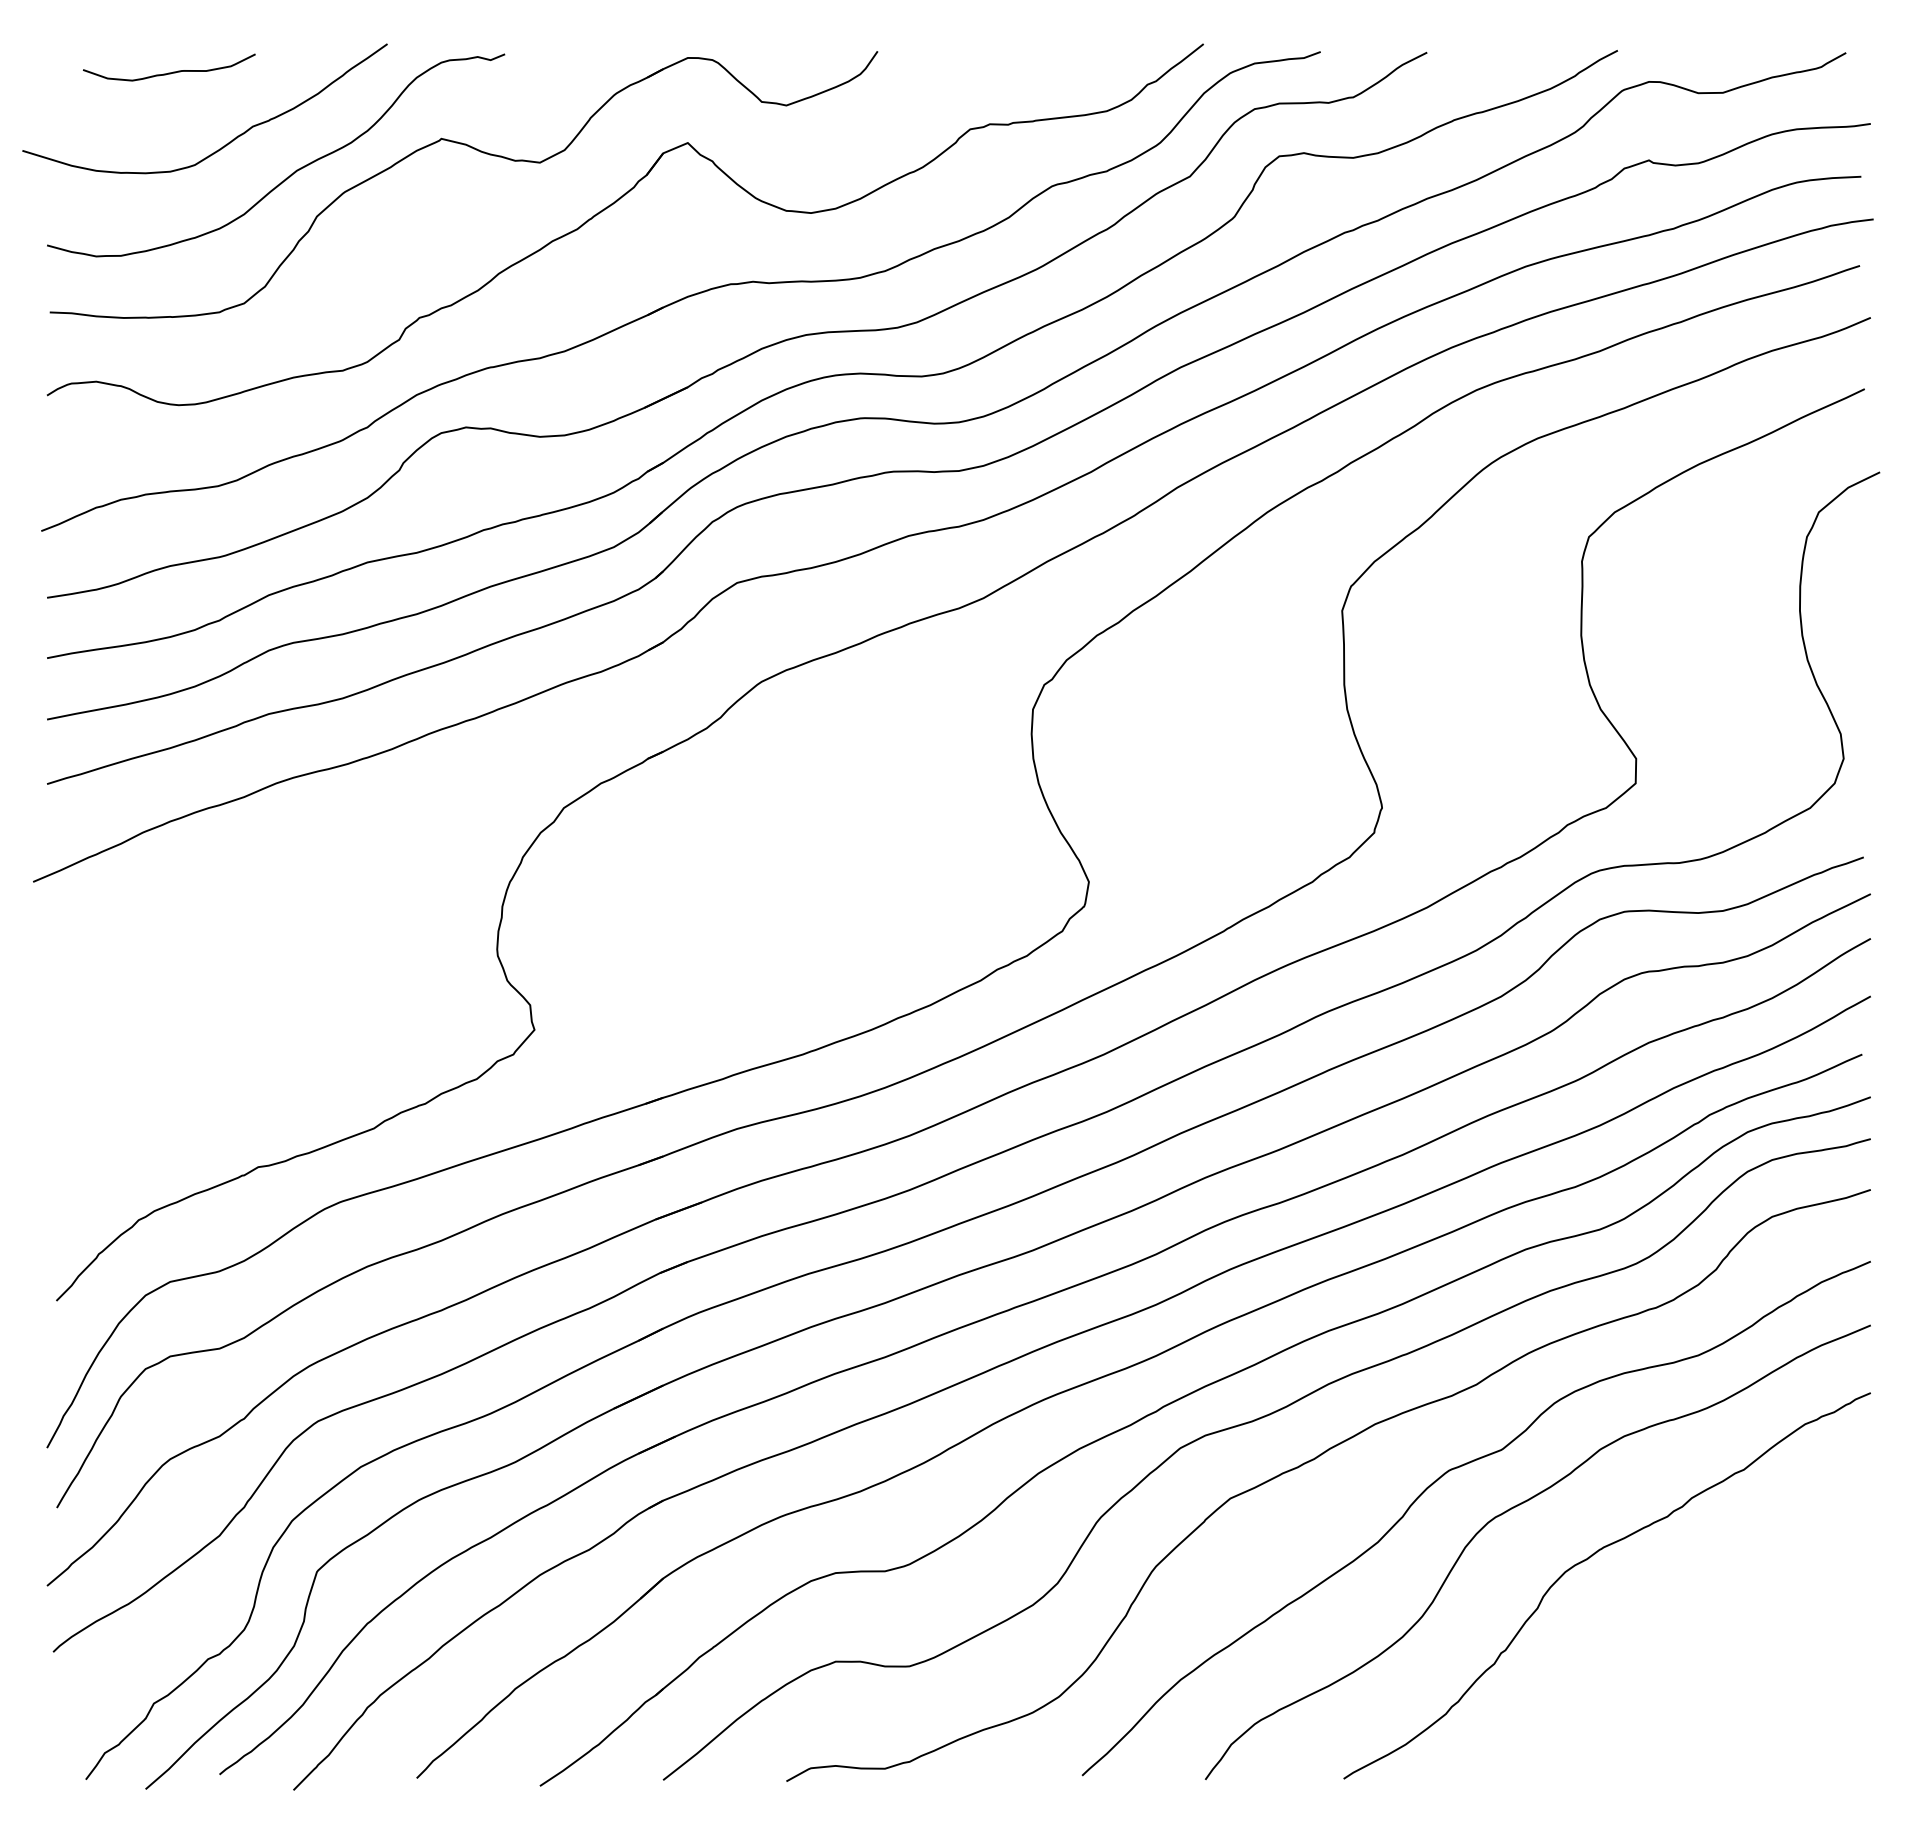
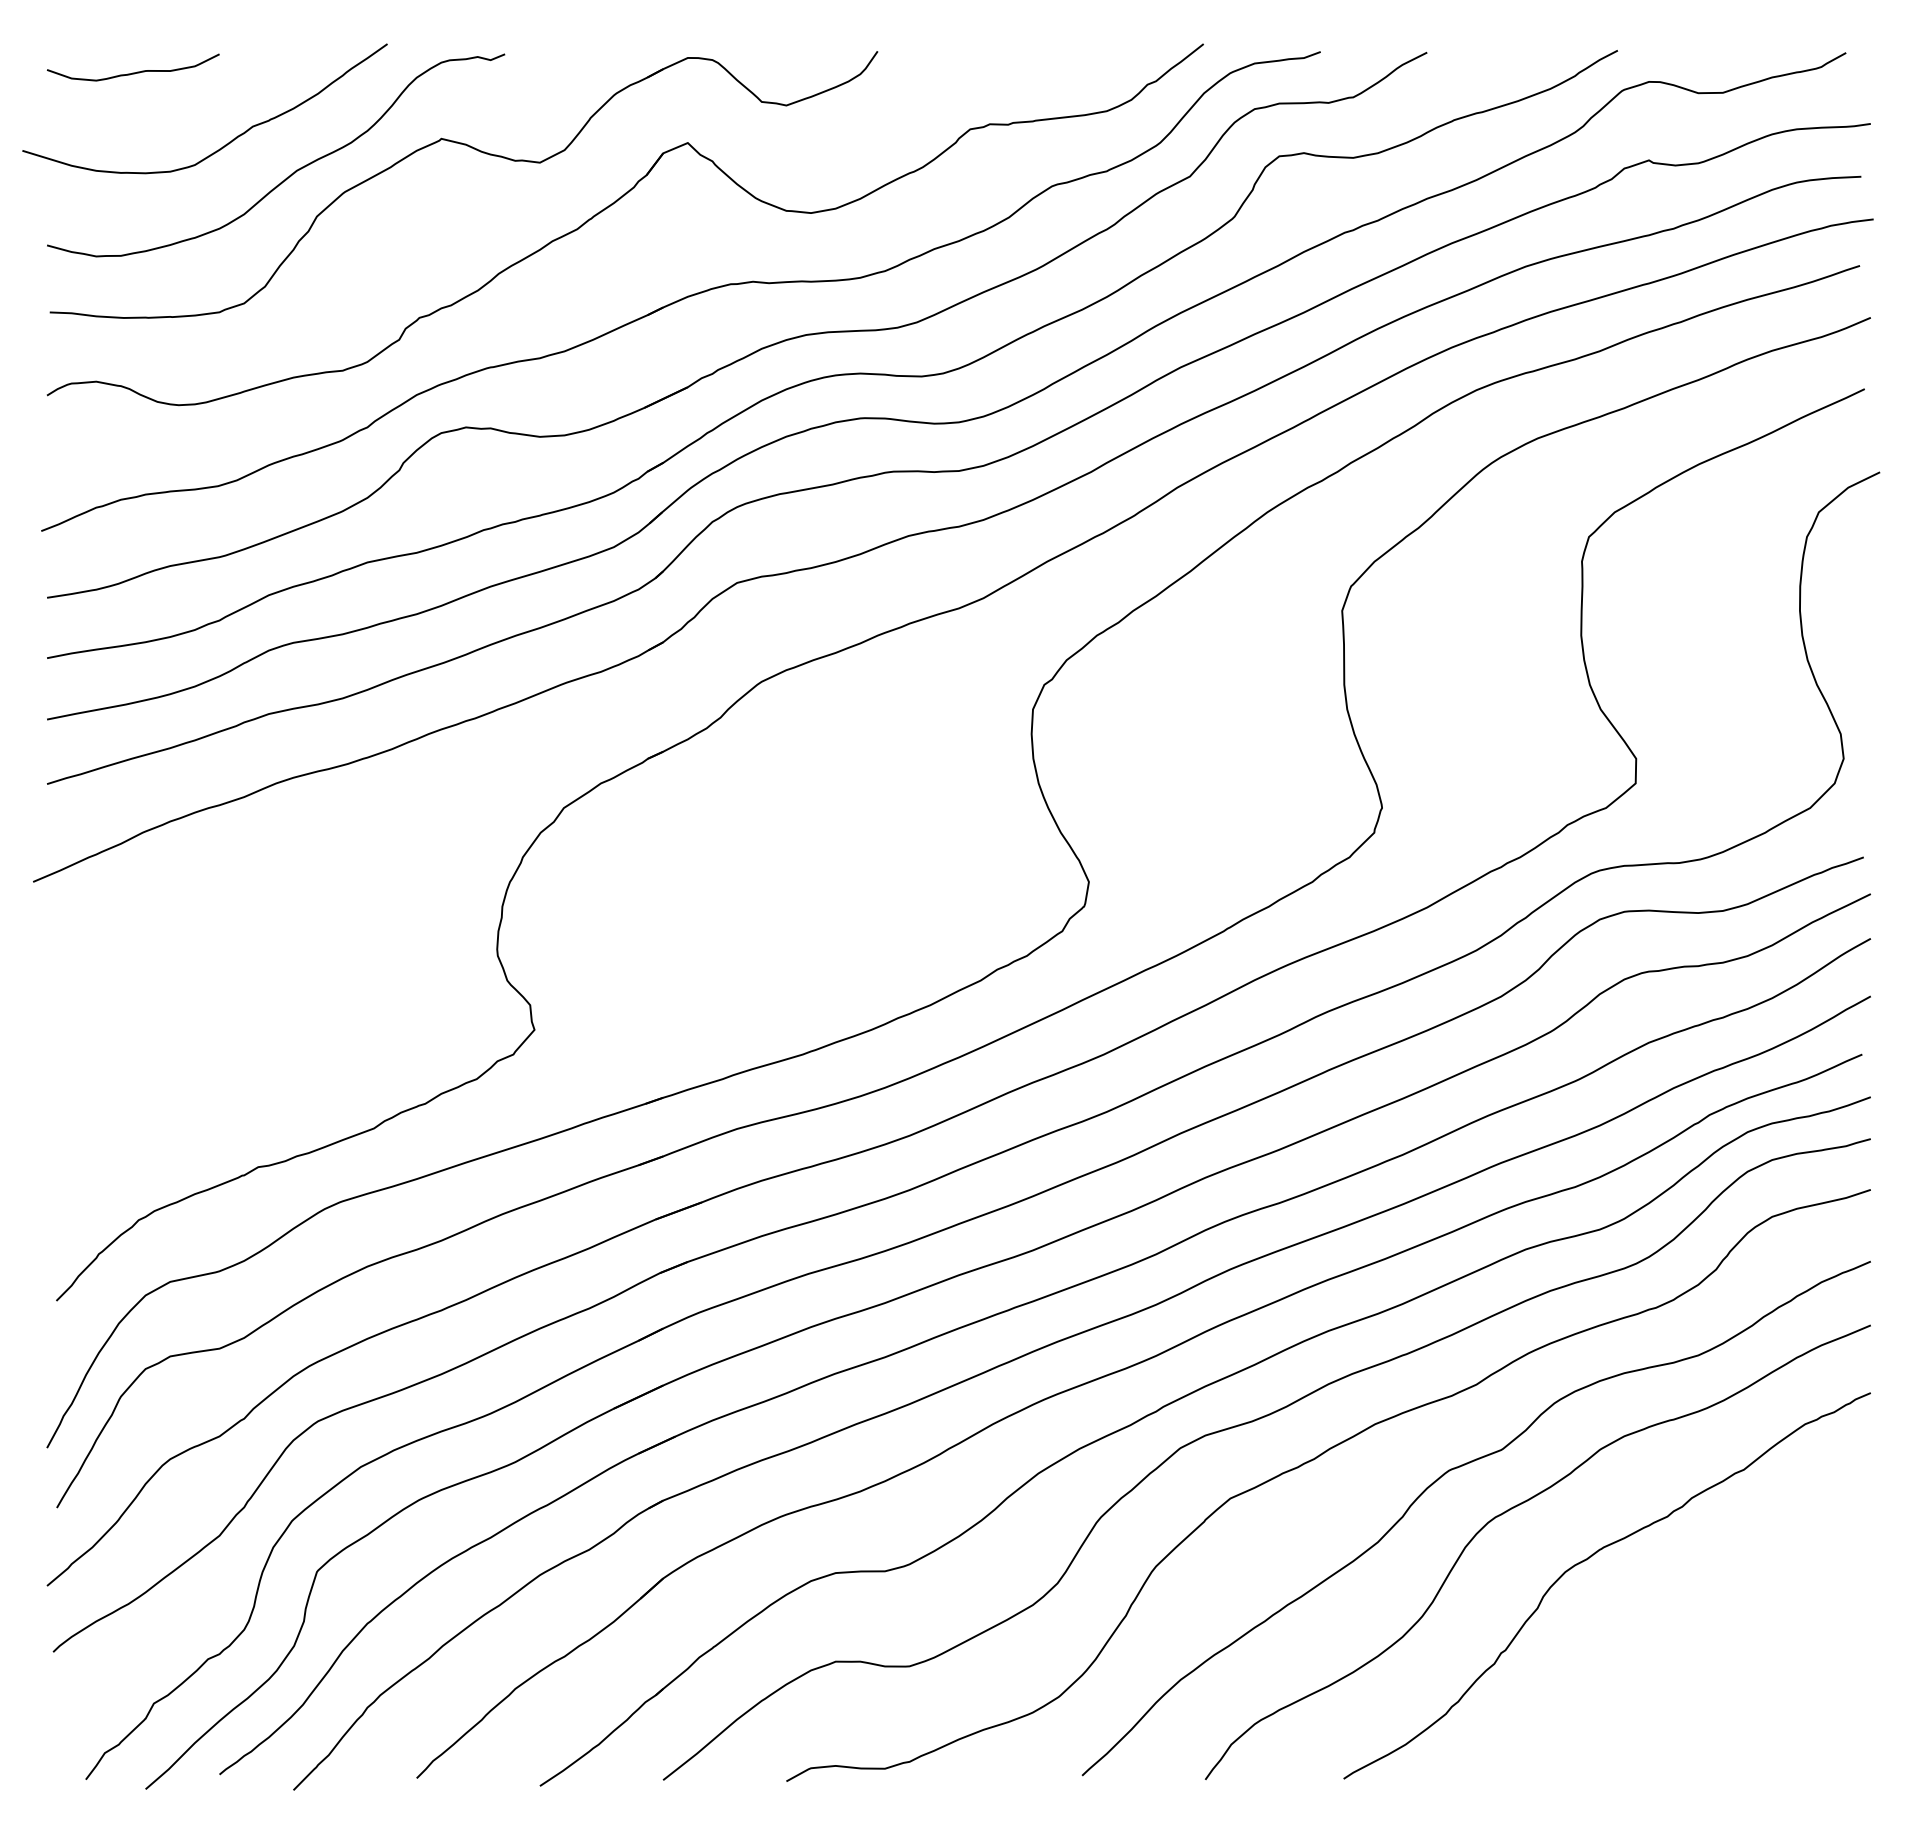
curve position: (169, 72) -> (133, 72) (133, 72)
